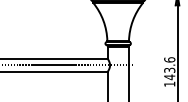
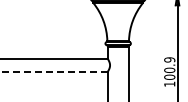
line: present -> none (67, 65)
text: 143.6 -> 100.9 (169, 68)
line: solid -> dashed (53, 72)
